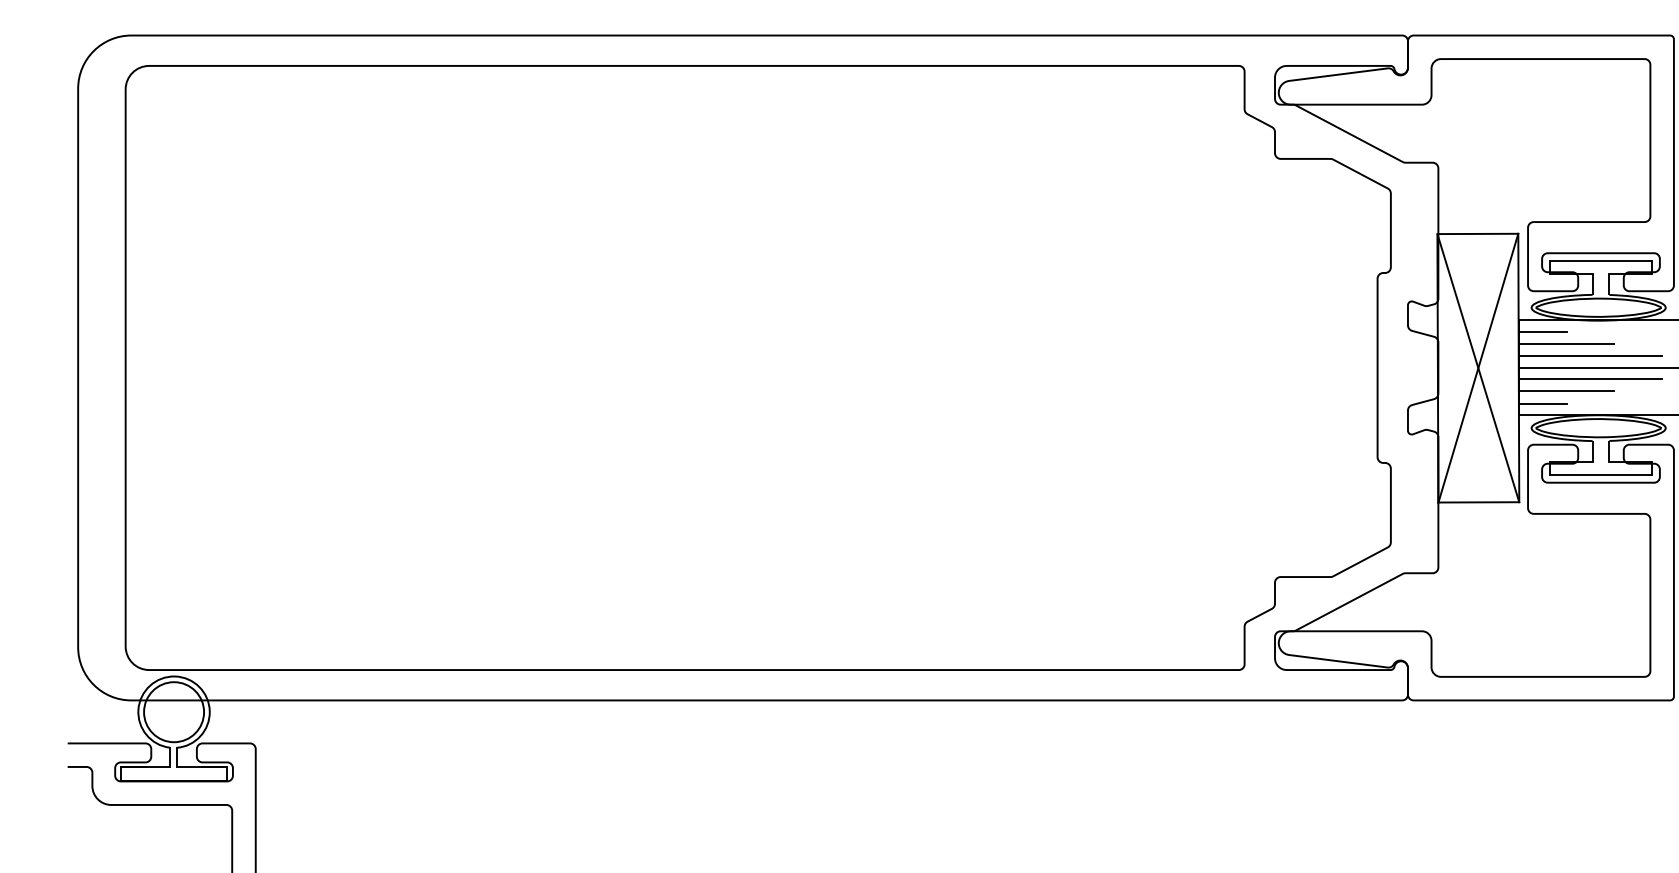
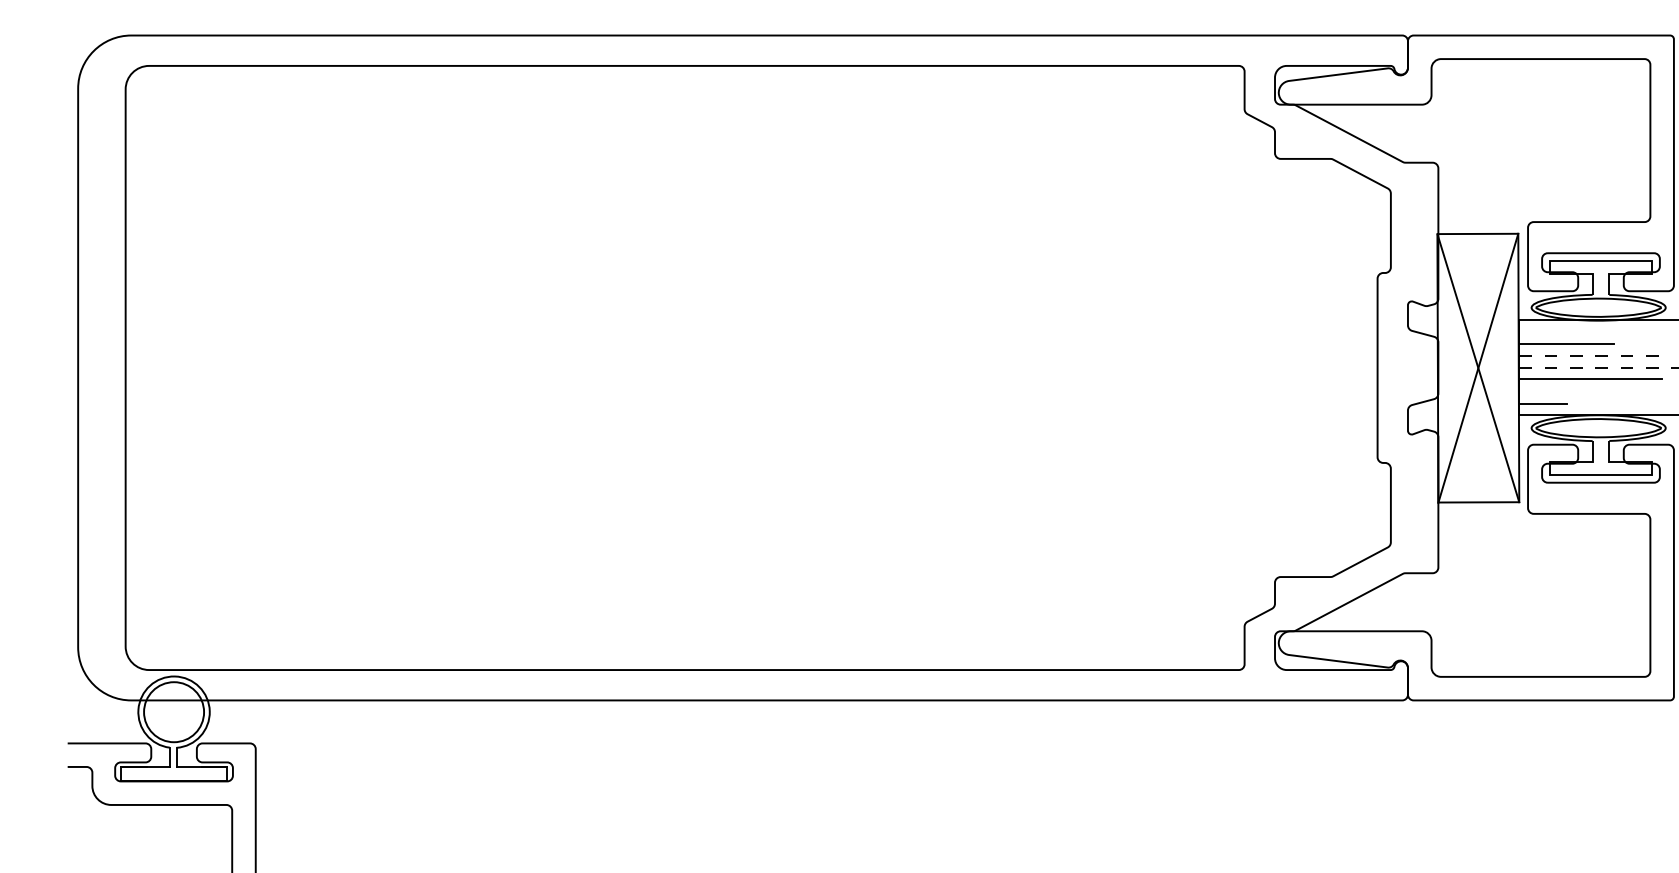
line: present -> none (1542, 332)
line: solid -> dashed (1591, 355)
line: solid -> dashed (1599, 367)
line: present -> none (1566, 391)
